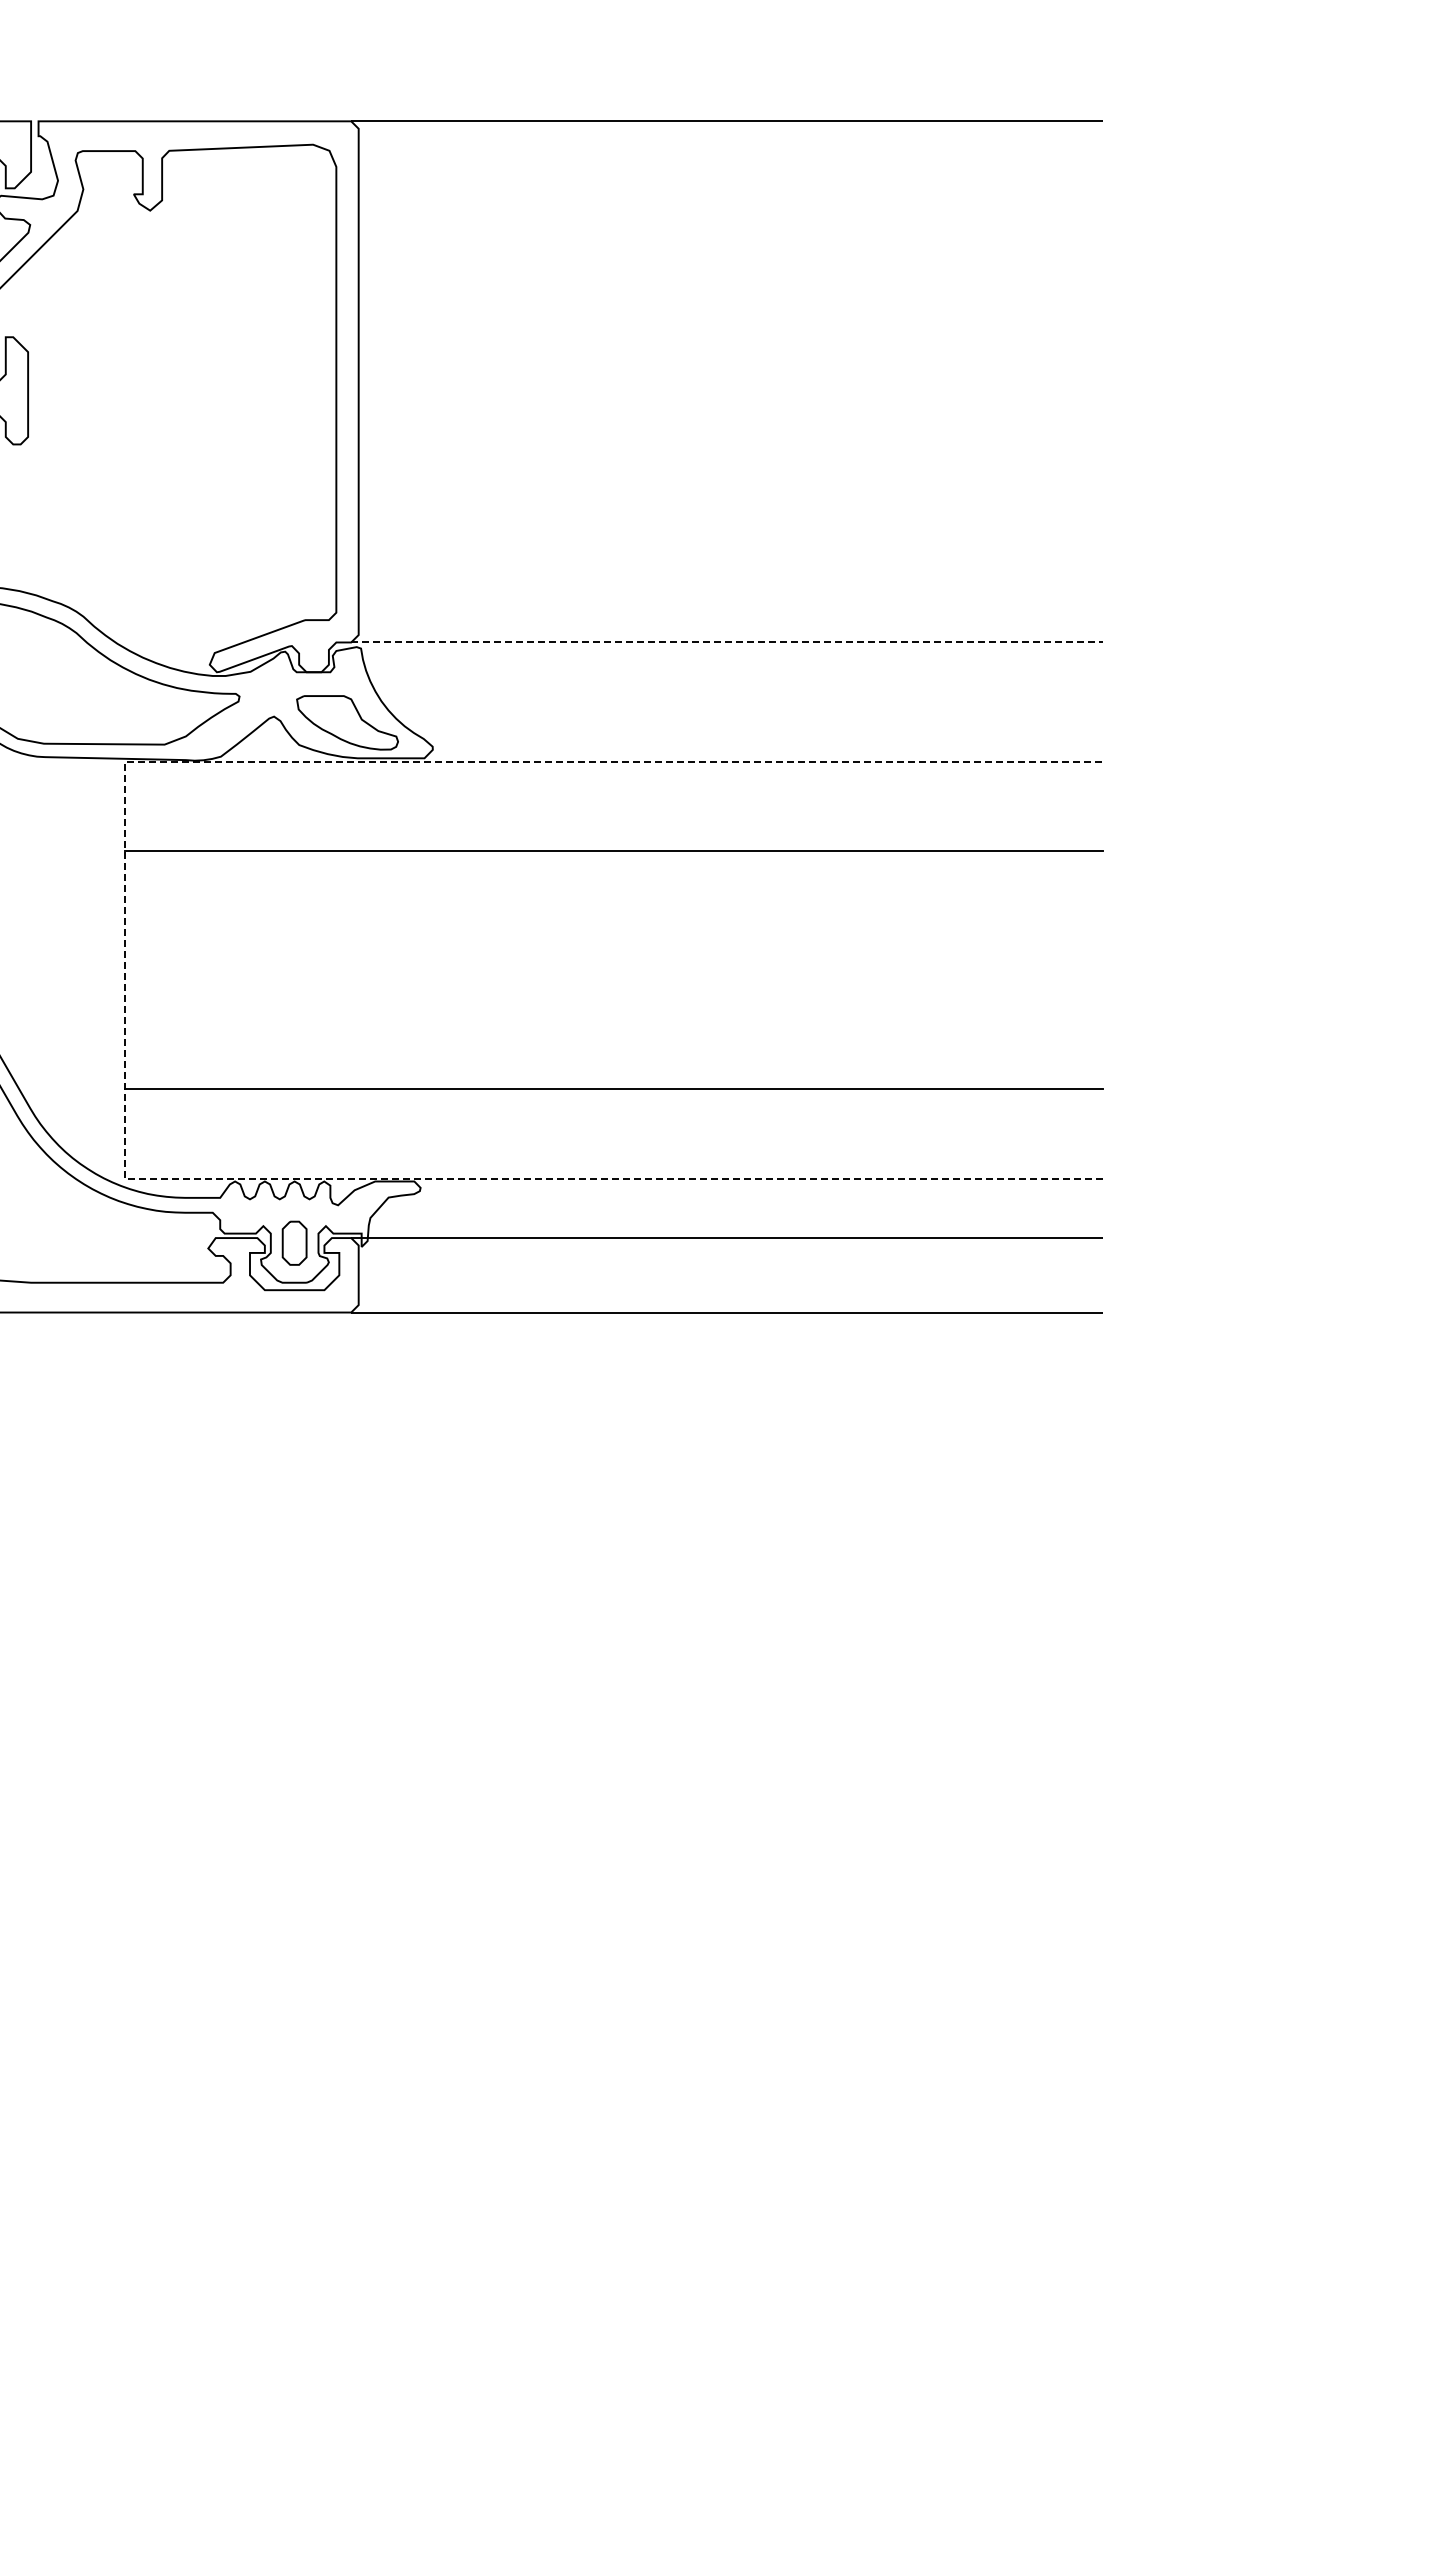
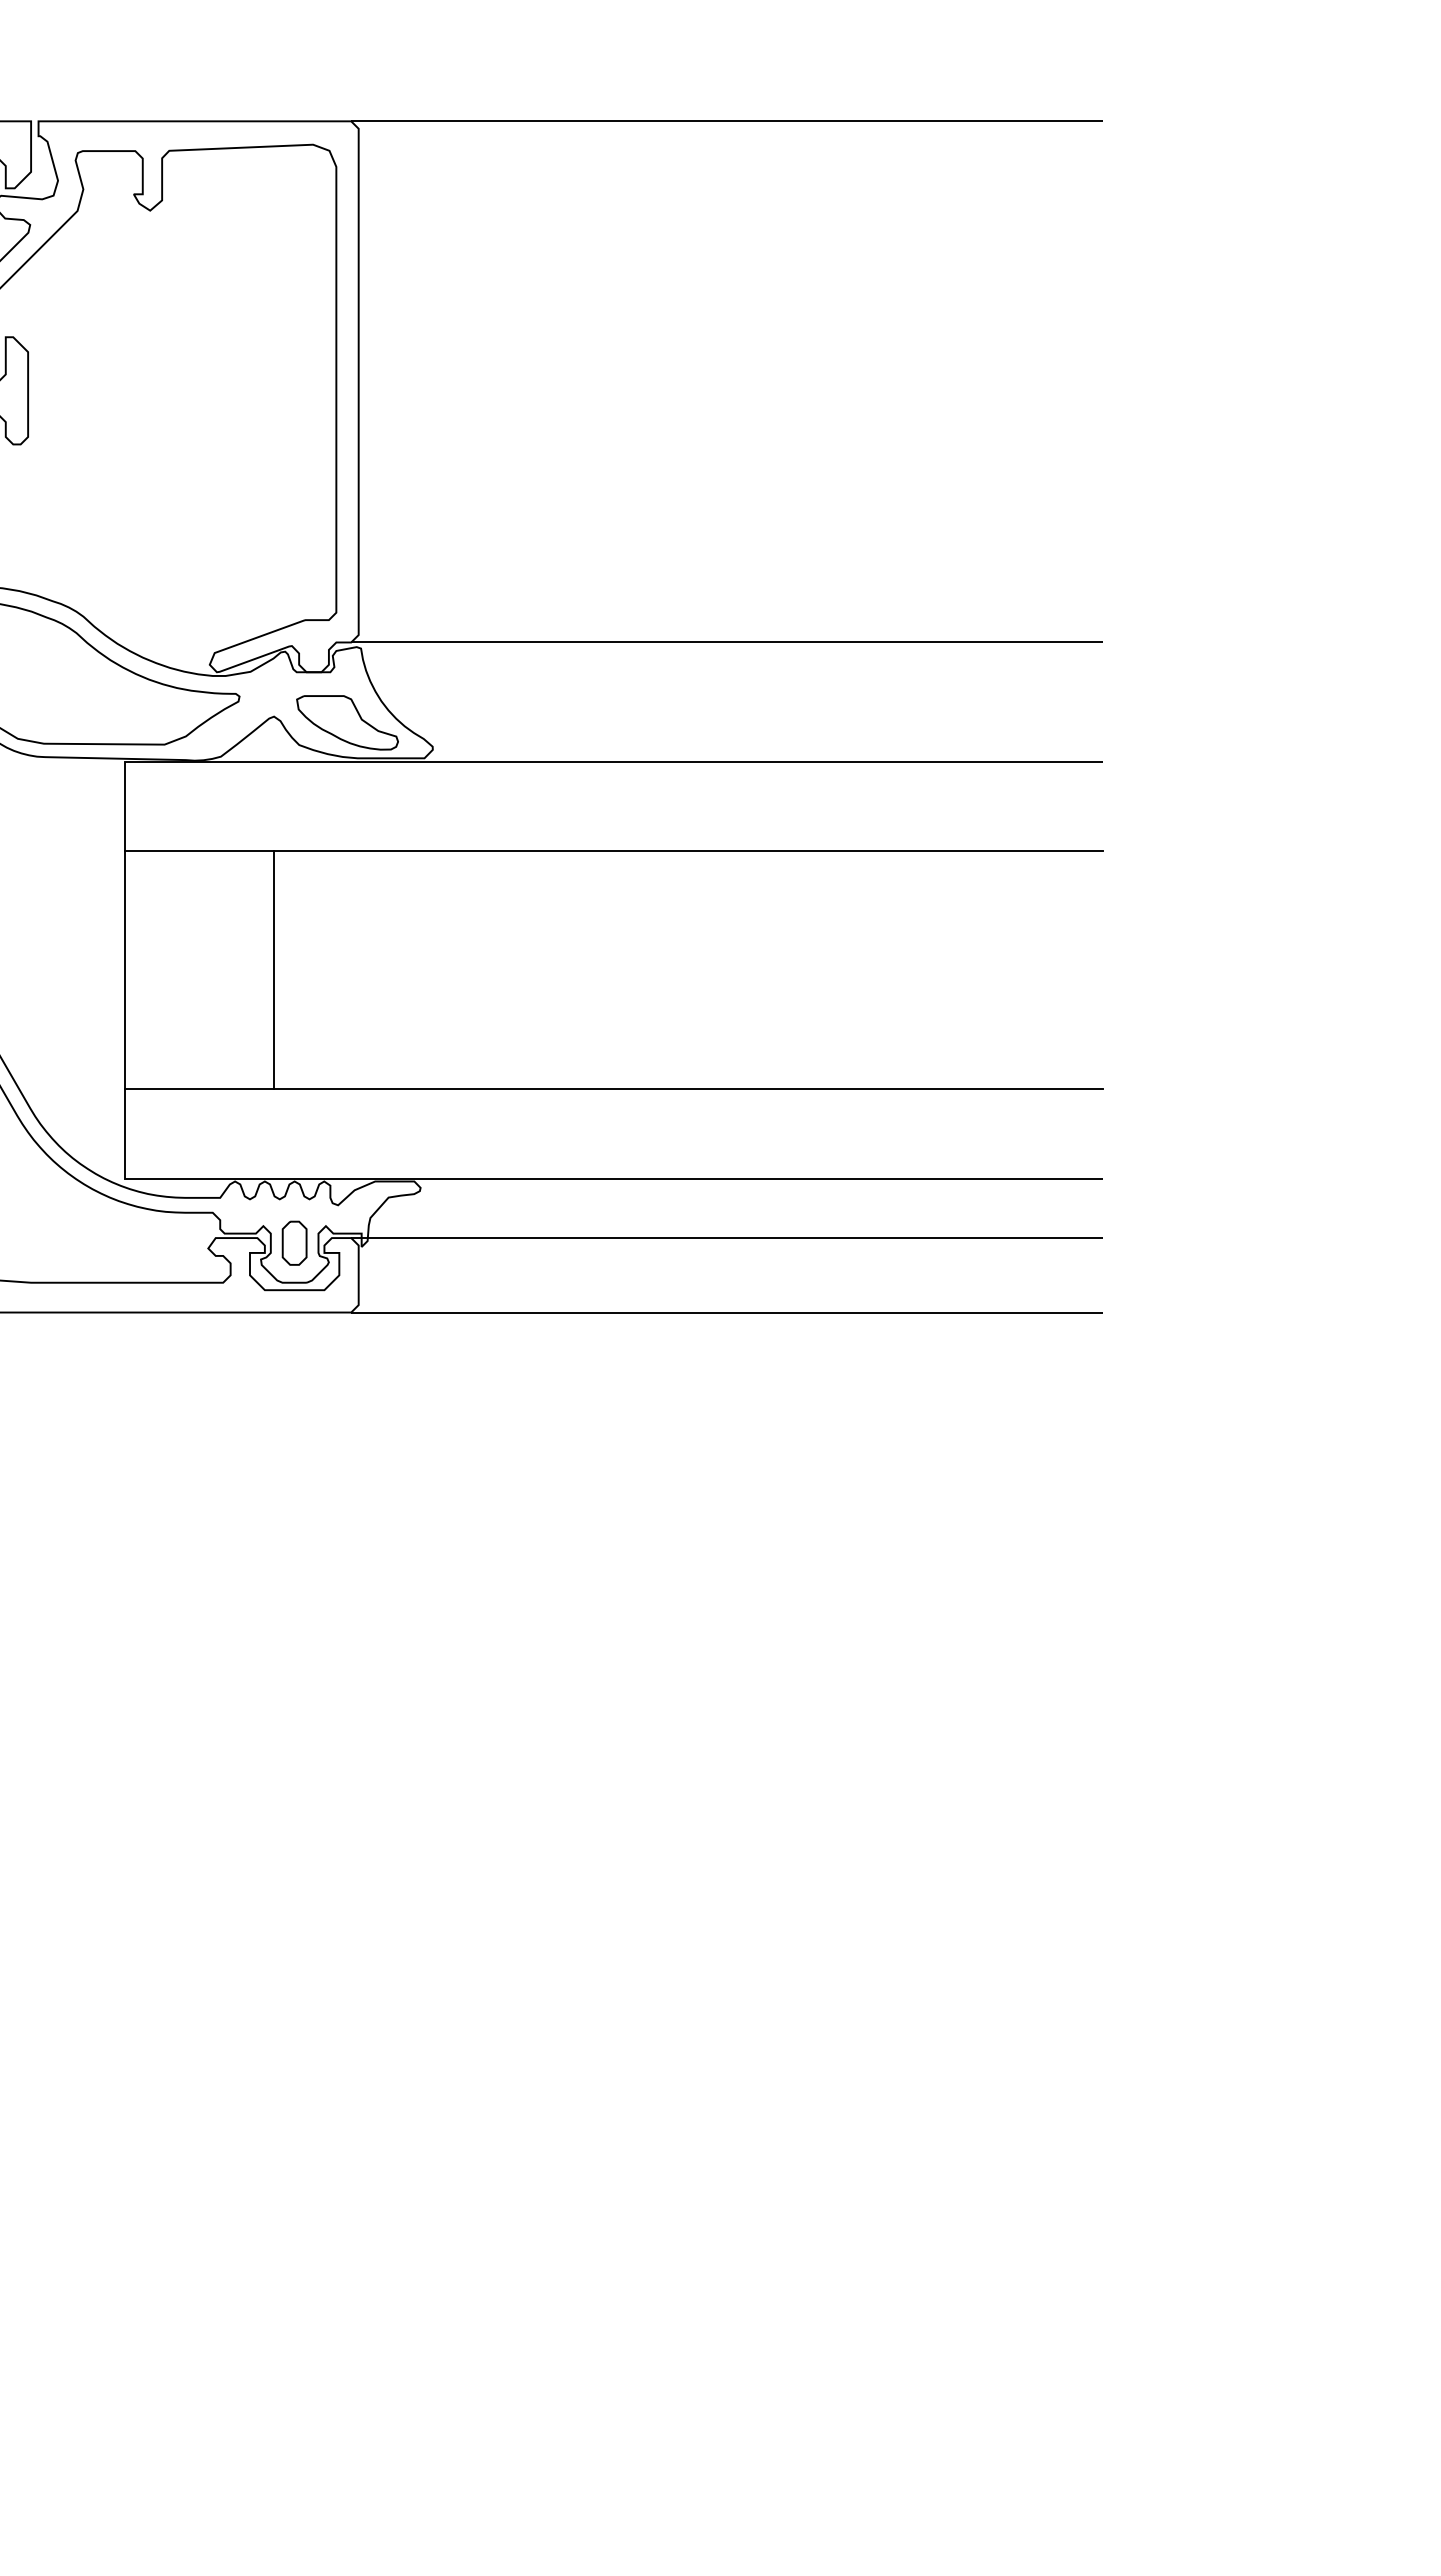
line: dashed -> solid (727, 642)
line: dashed -> solid (124, 969)
line: none -> present (273, 969)
